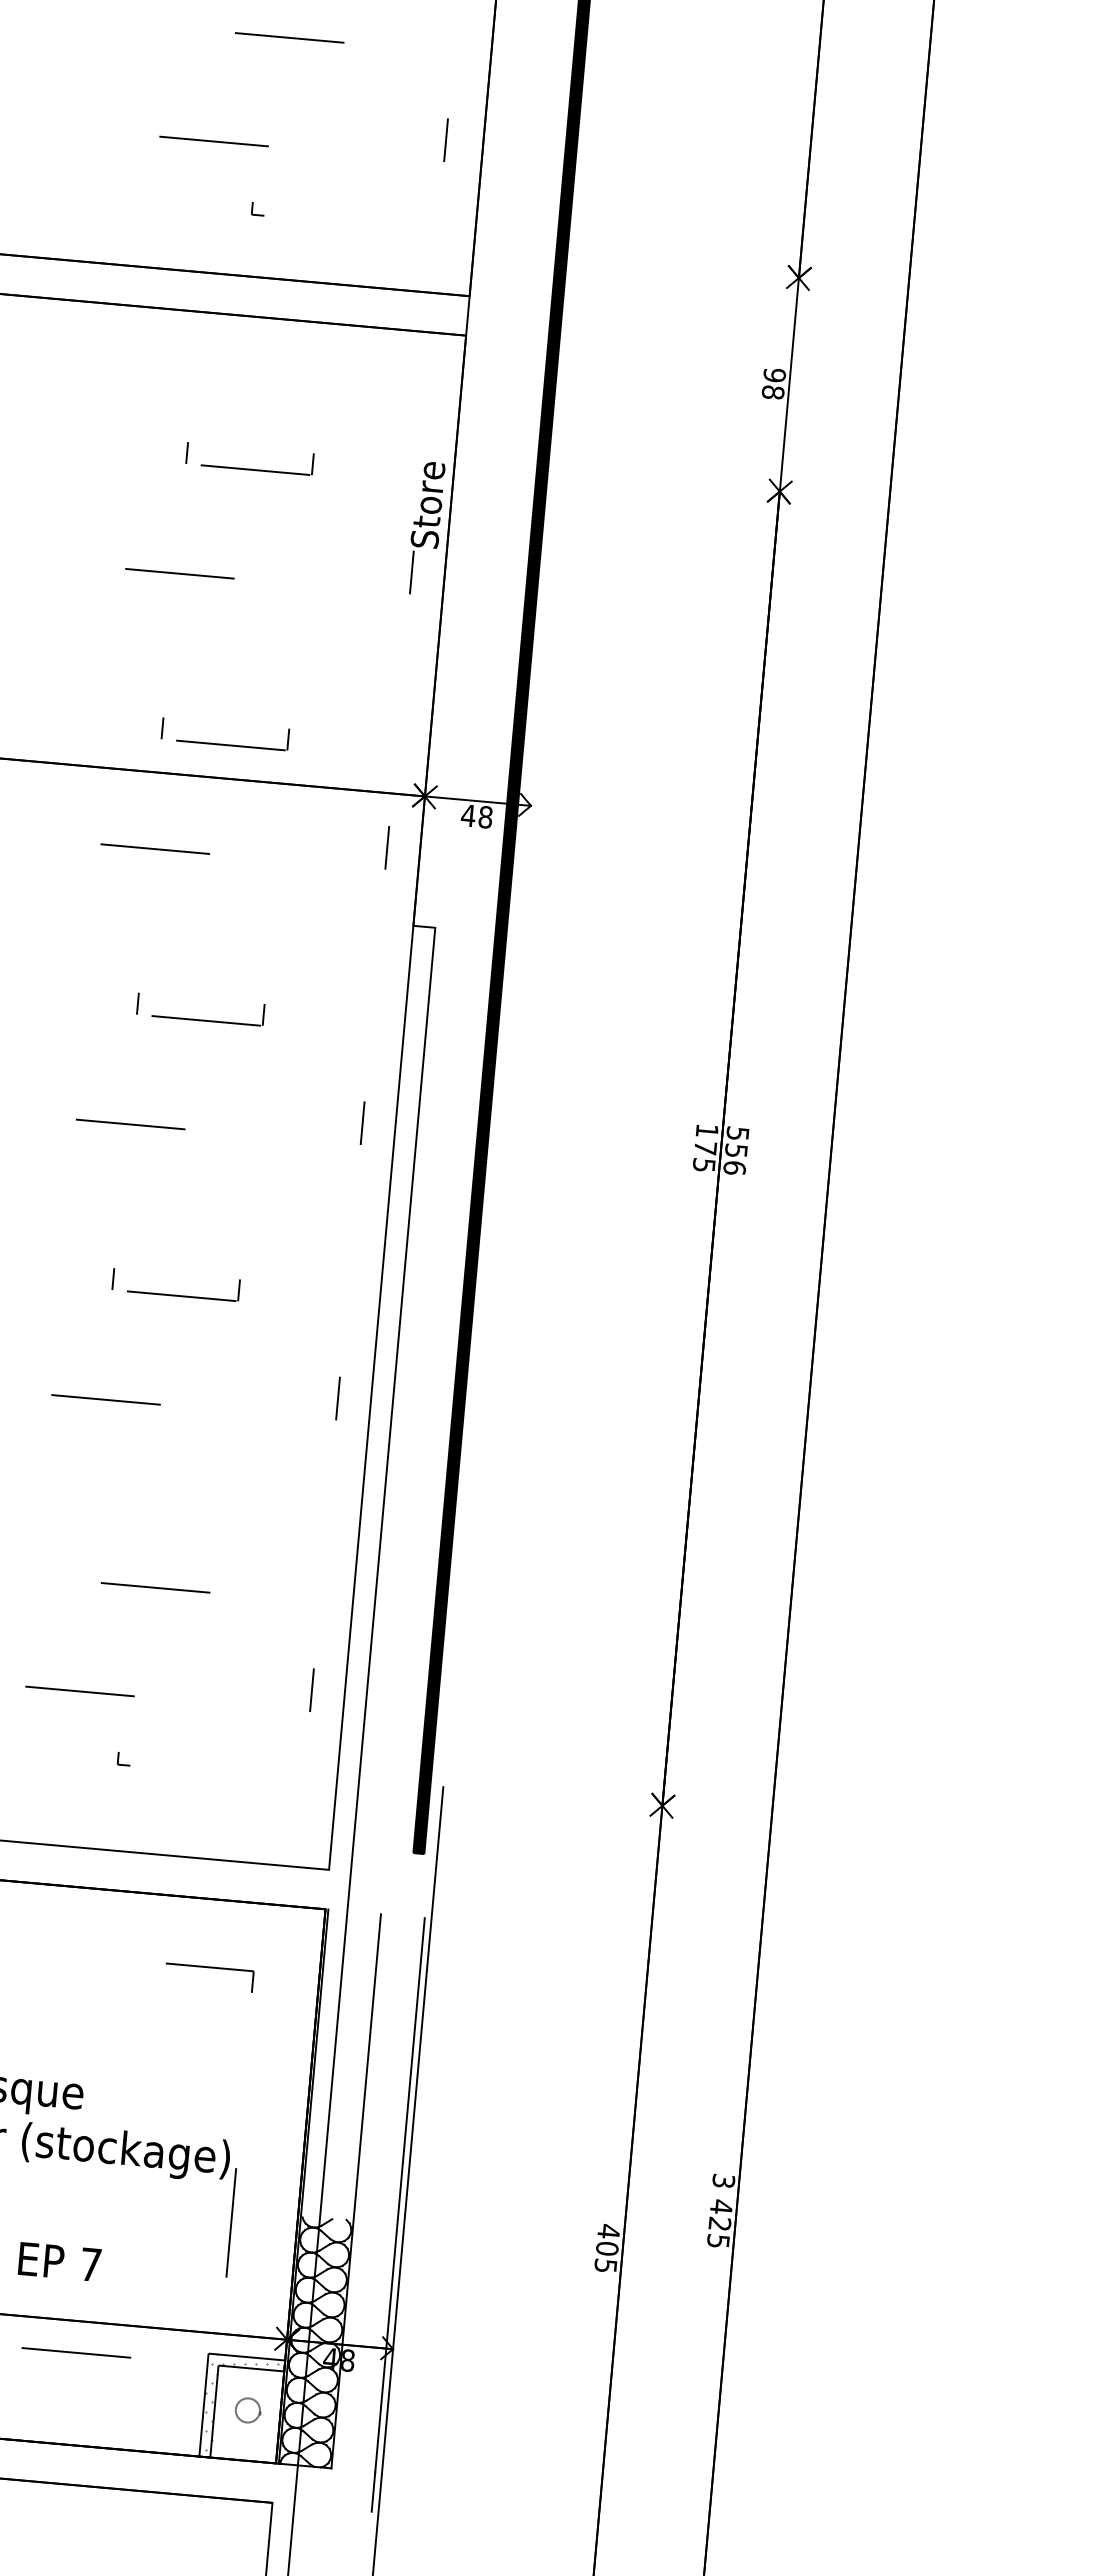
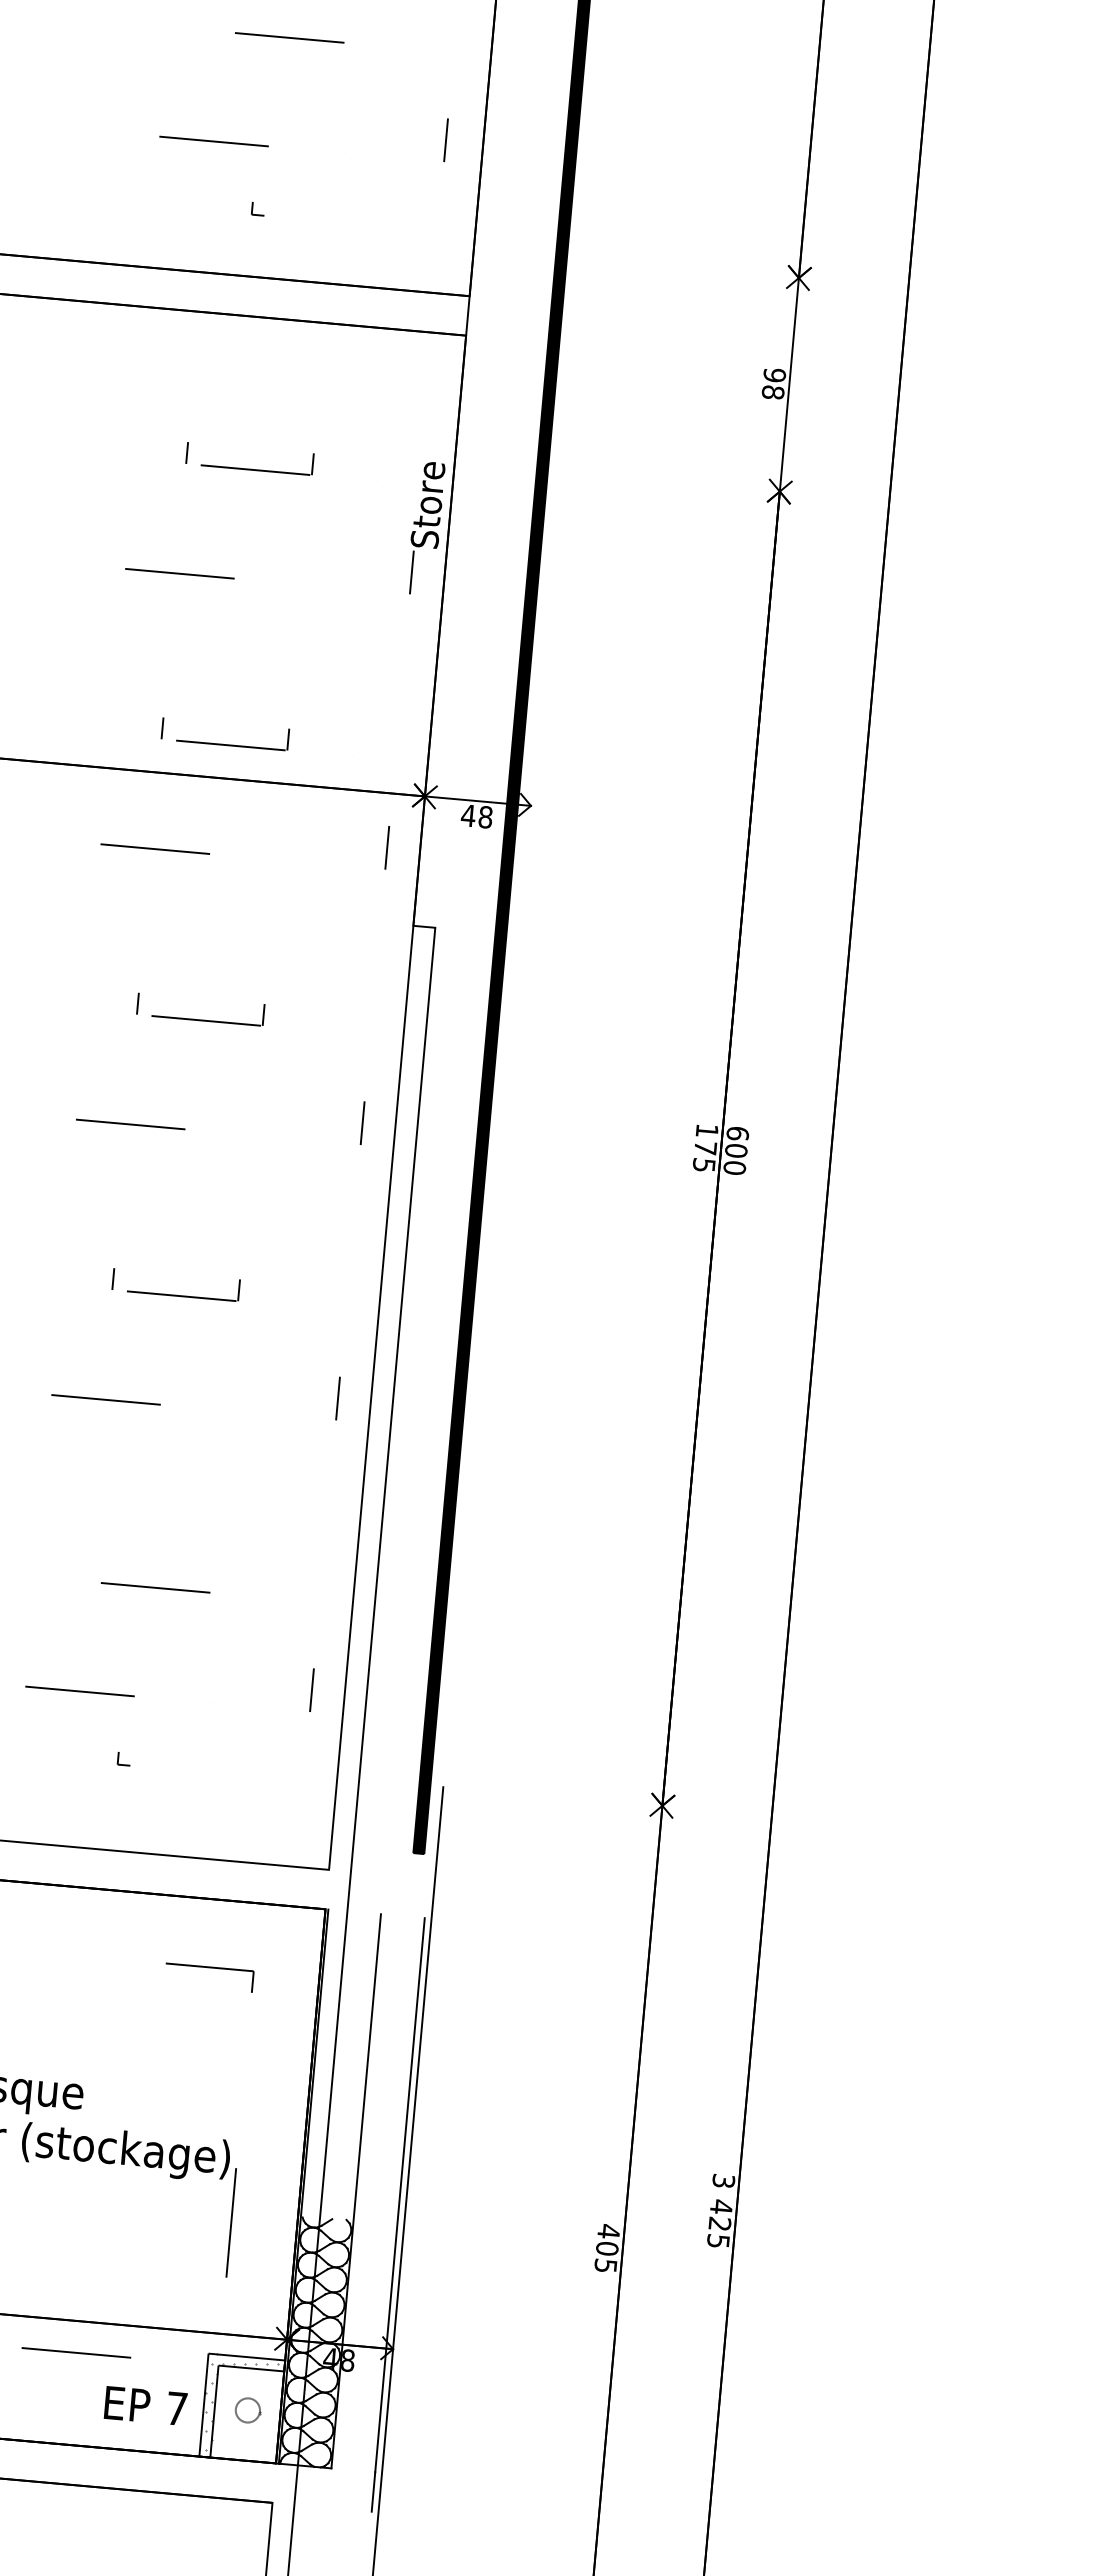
text: 556 -> 600 (736, 1150)
text position: (59, 2261) -> (145, 2405) (145, 2405)
